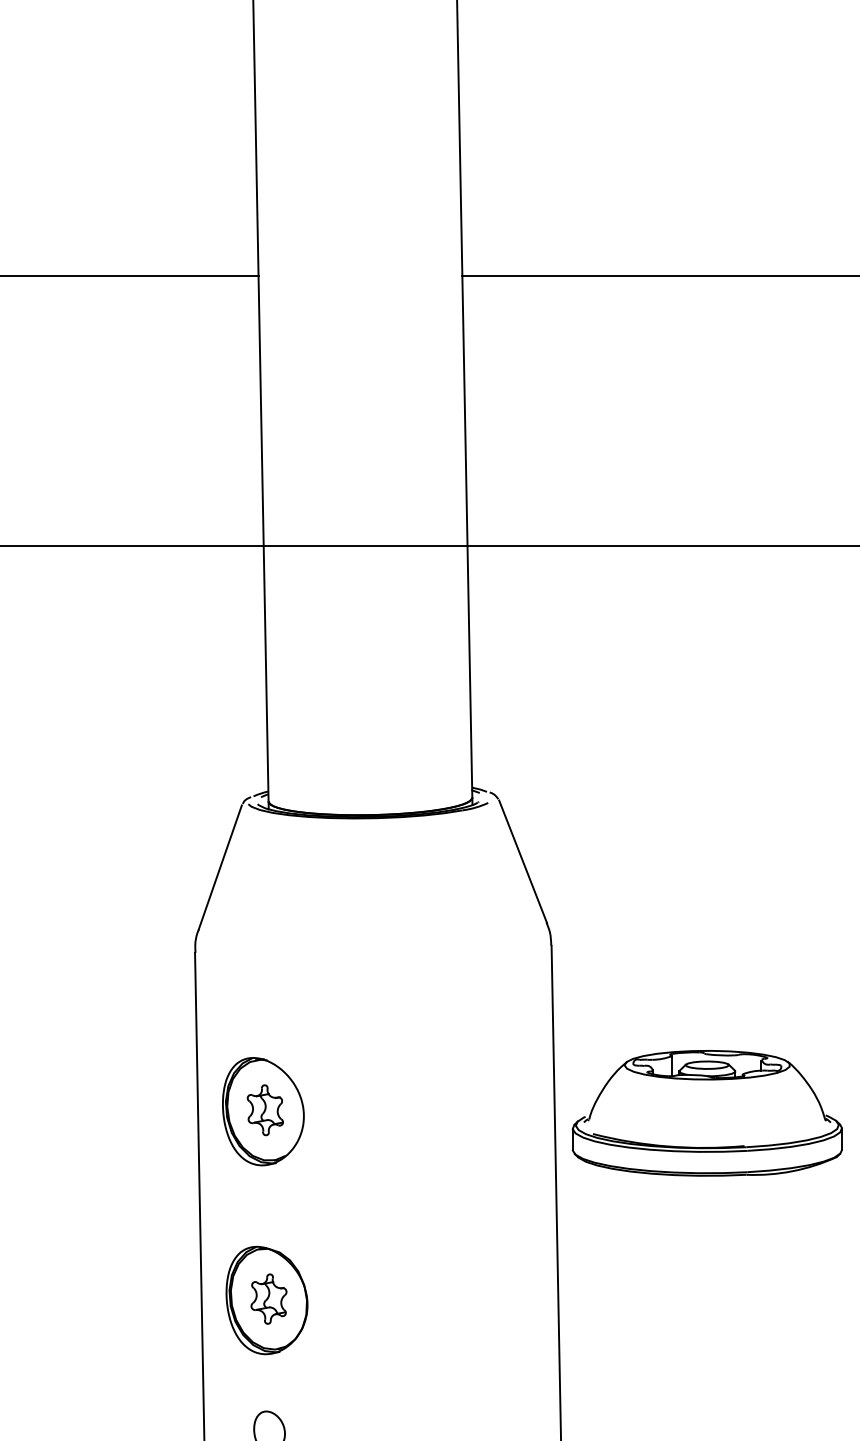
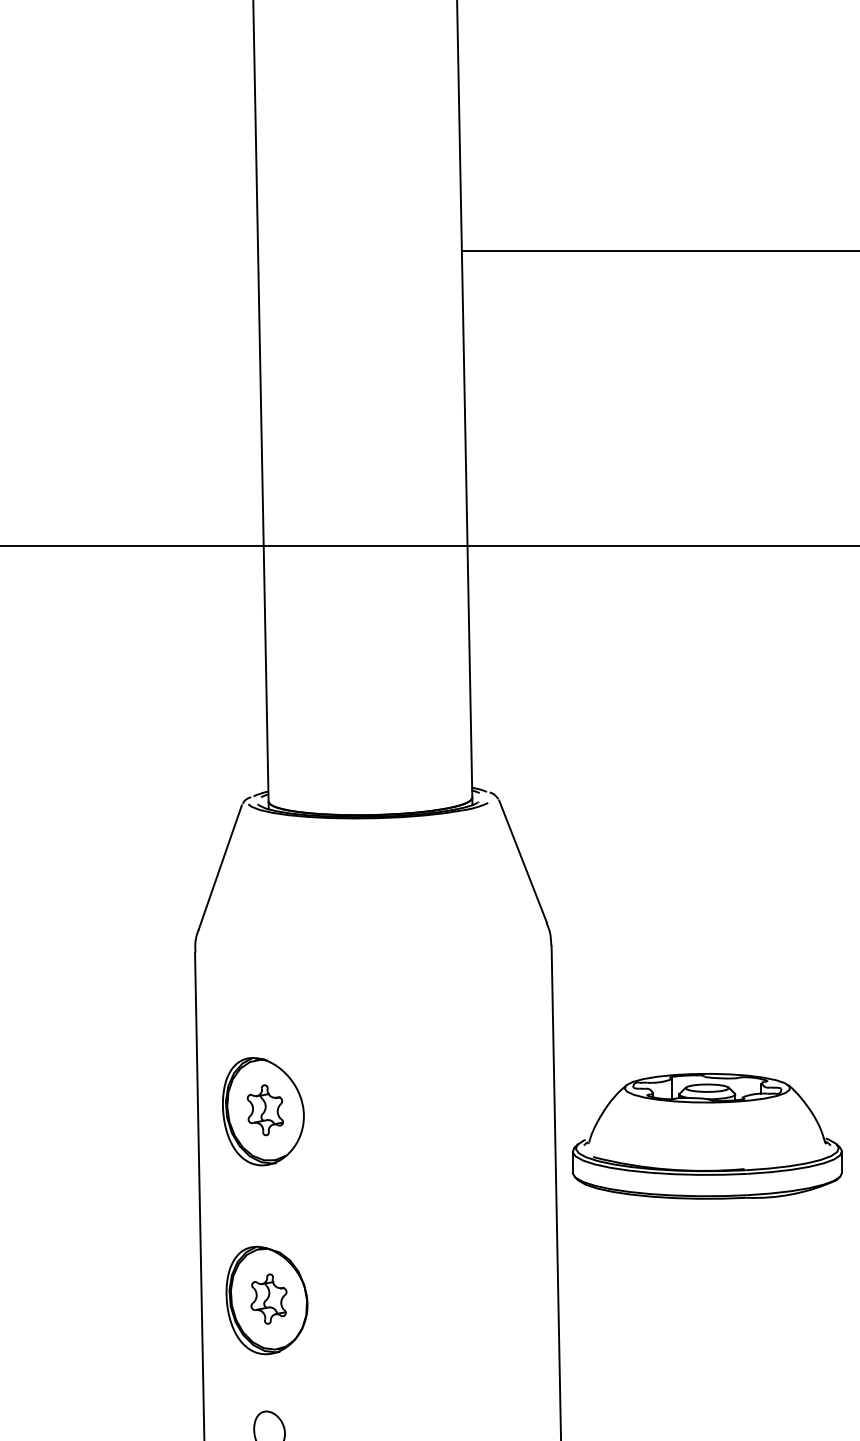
line: present -> none (130, 276)
line position: (659, 276) -> (659, 251) (659, 251)
part position: (706, 1113) -> (706, 1136) (706, 1136)
